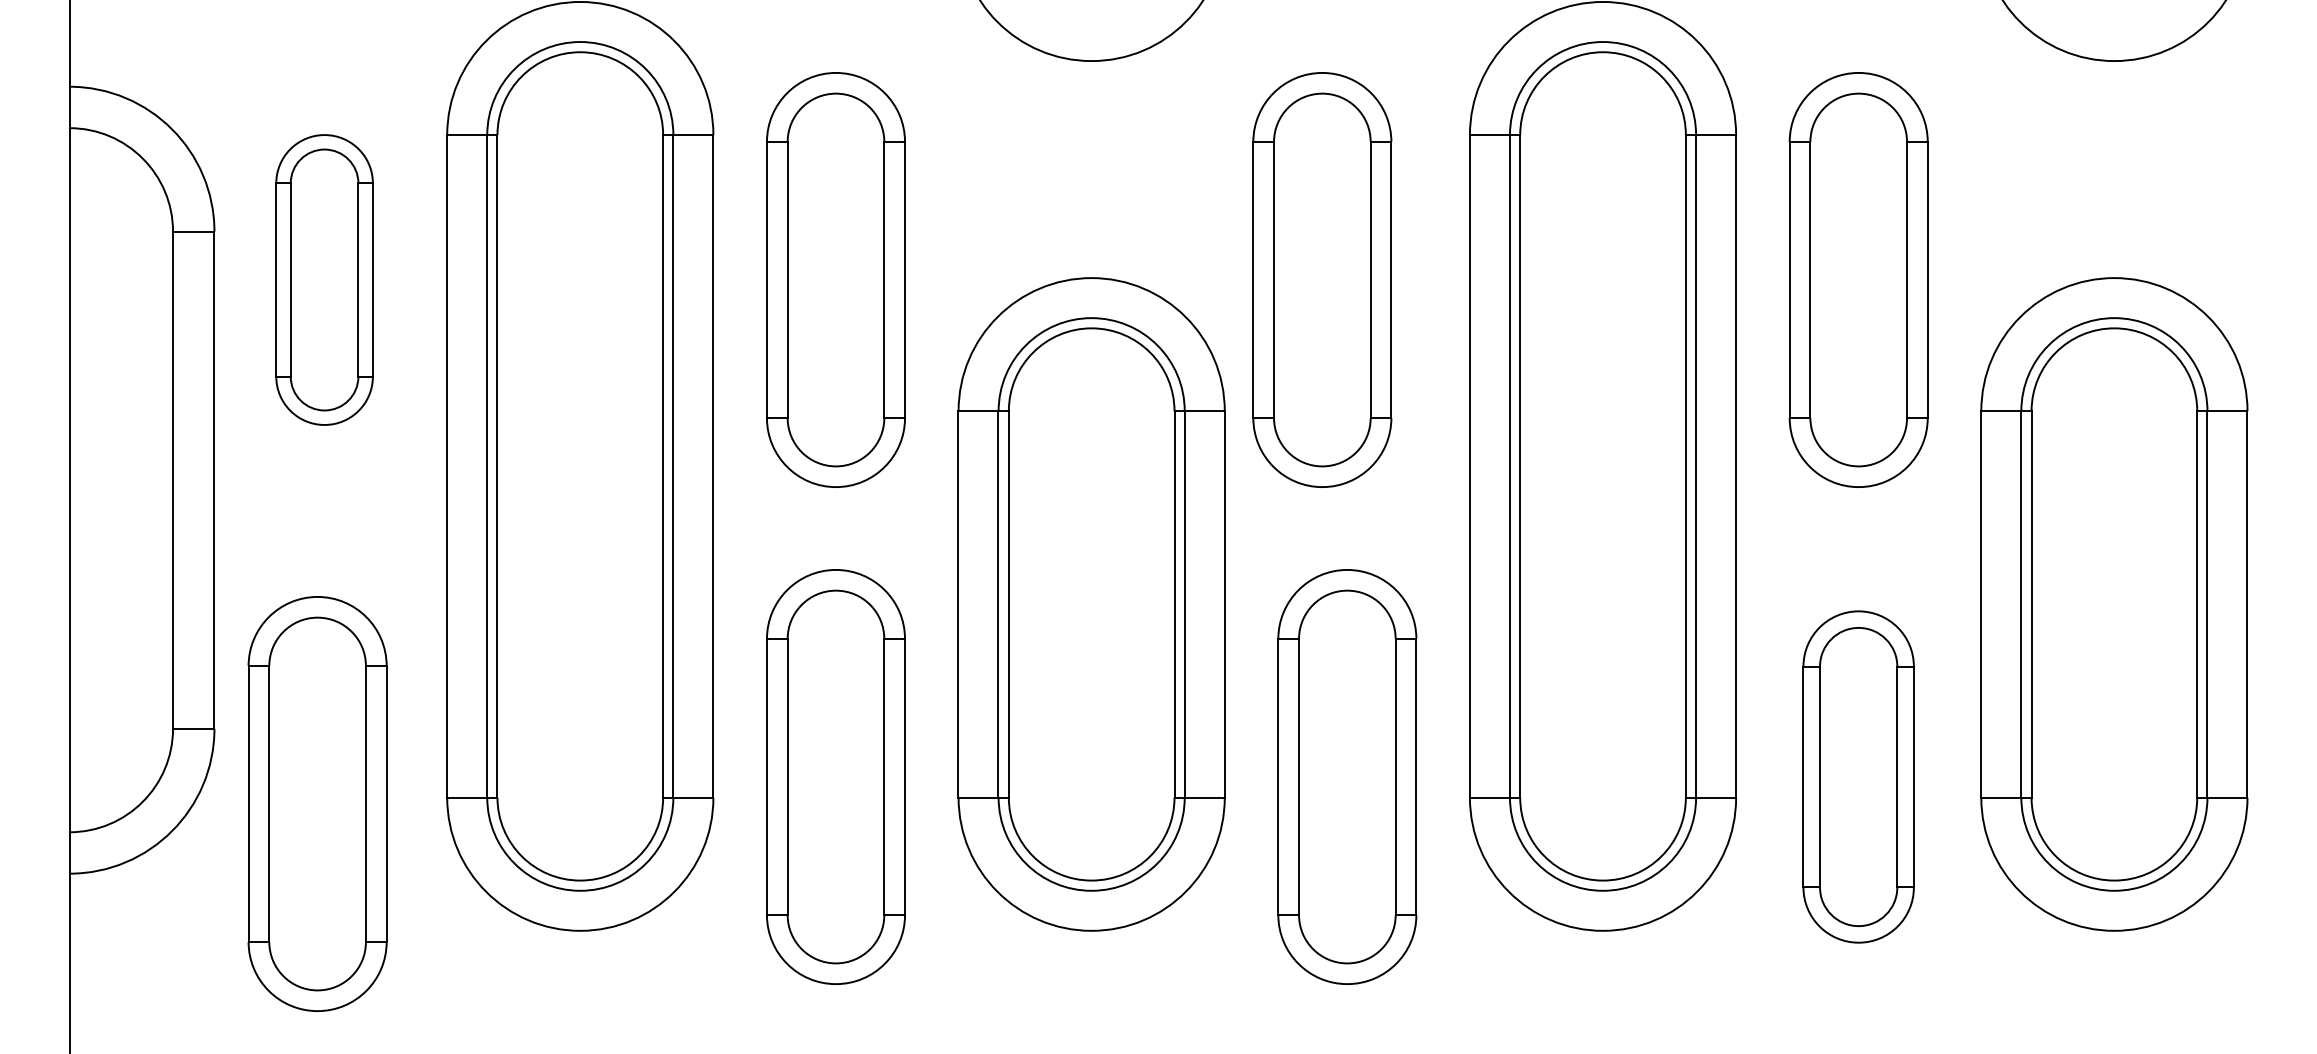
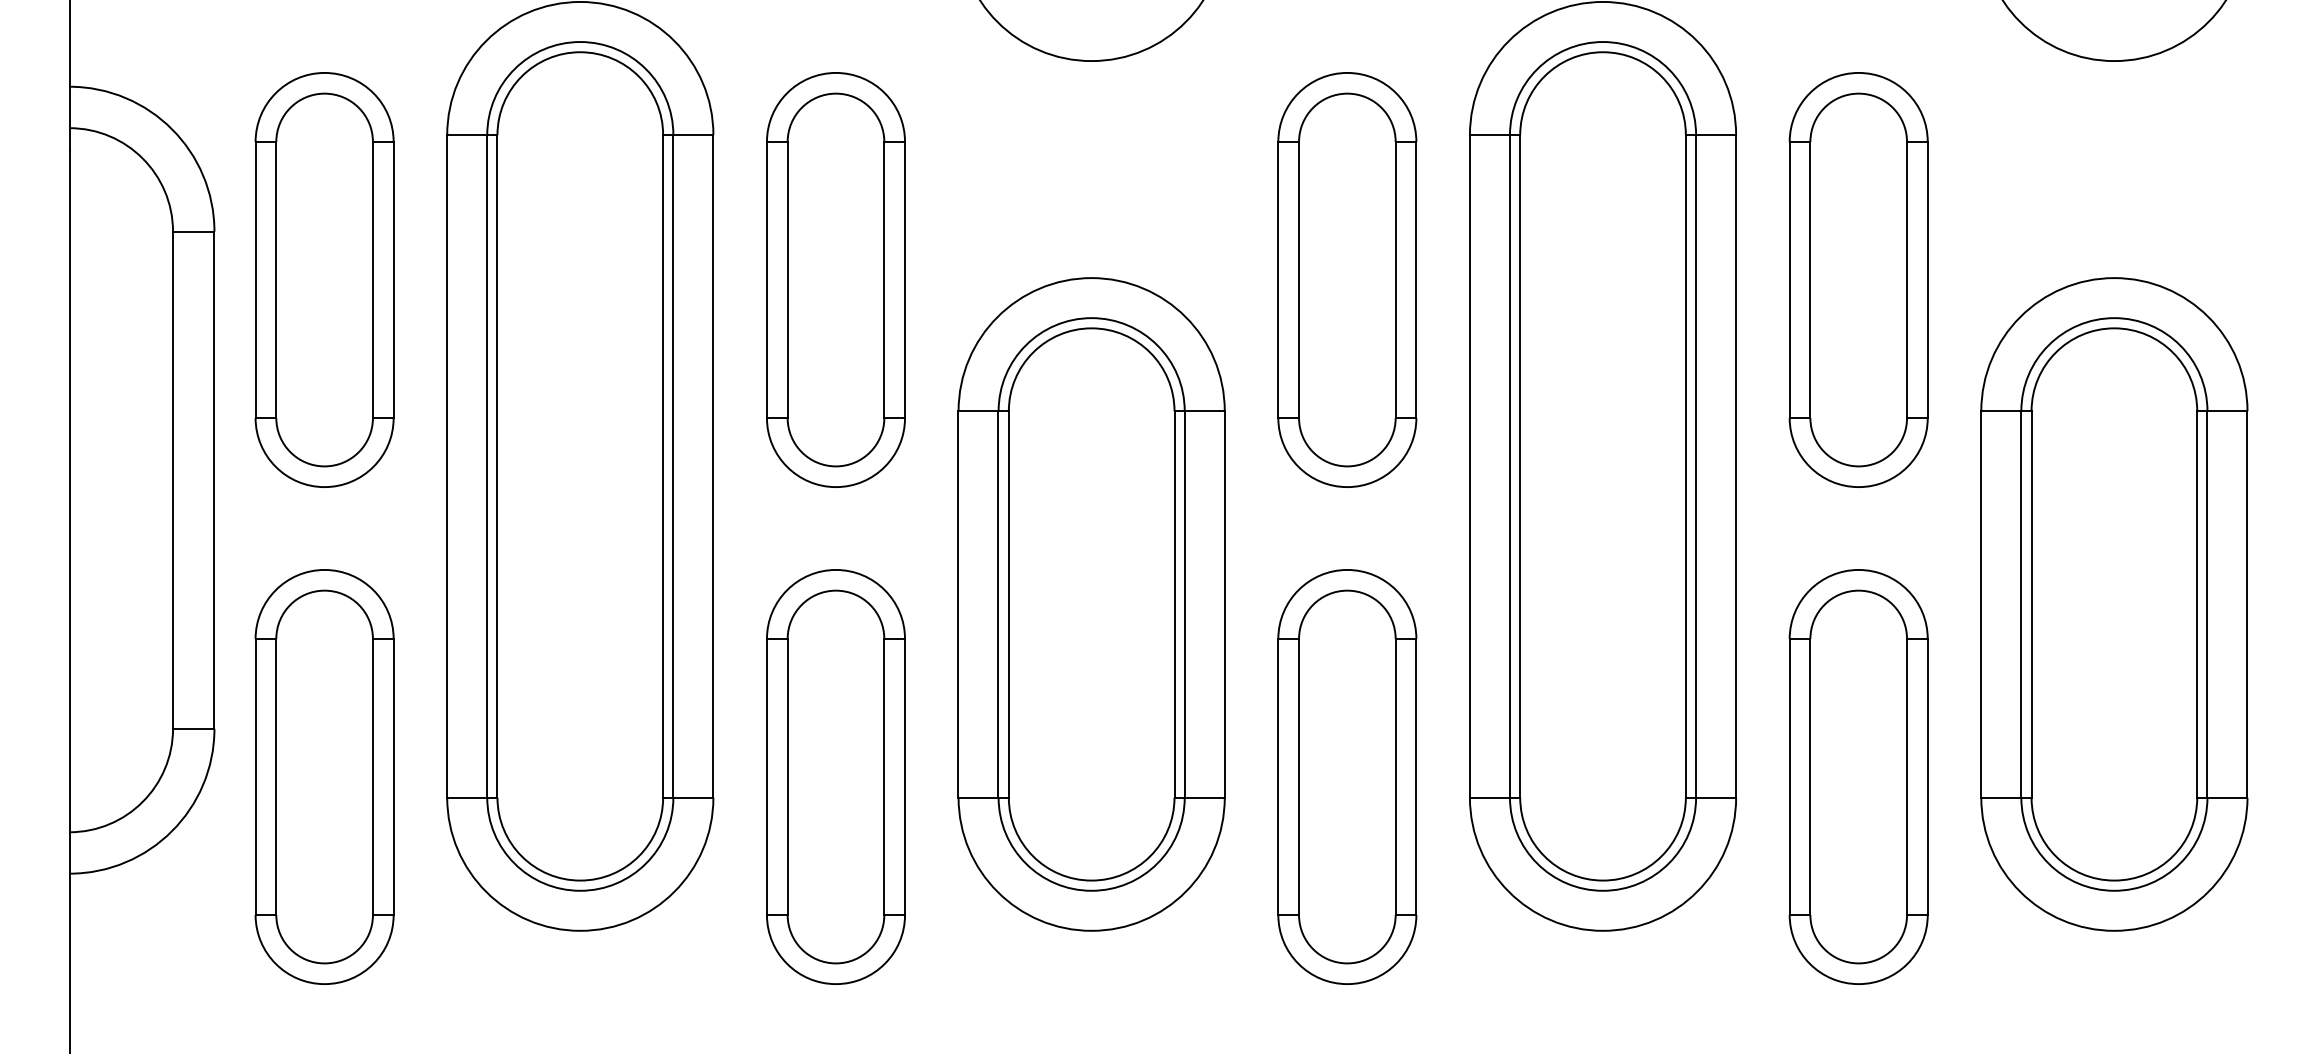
part size: 99x292 px -> 141x416 px (324, 279)
part position: (1322, 279) -> (1347, 279) (1347, 279)
part size: 113x334 px -> 141x416 px (1858, 776)
part position: (317, 803) -> (324, 776) (324, 776)
